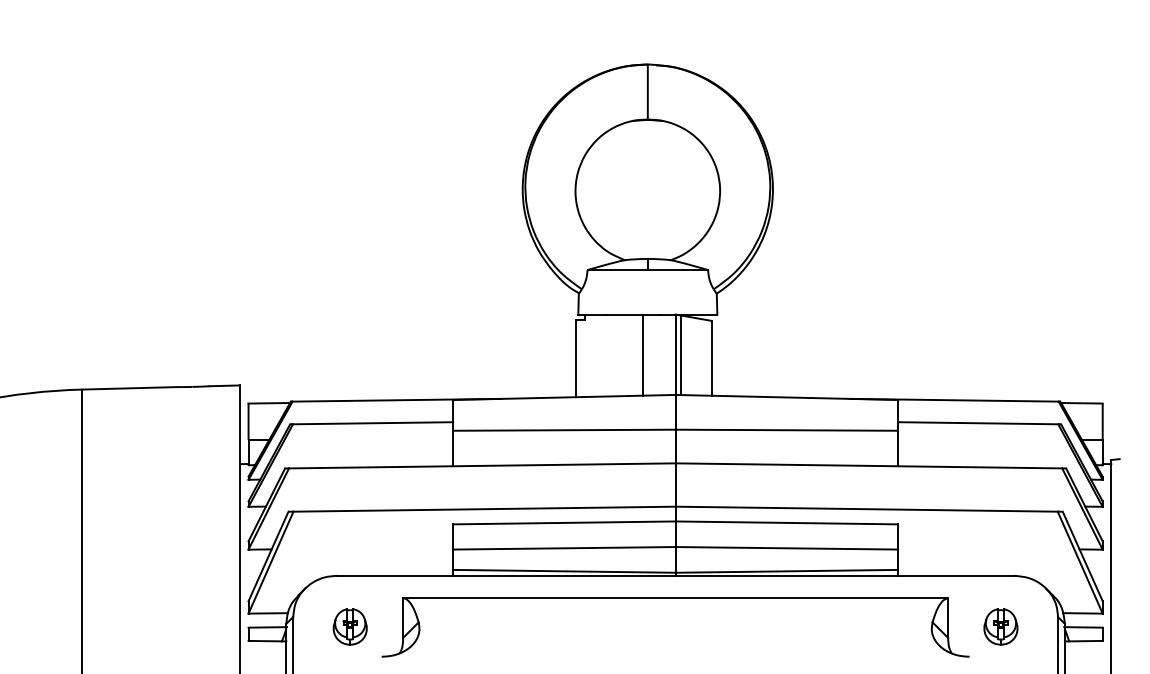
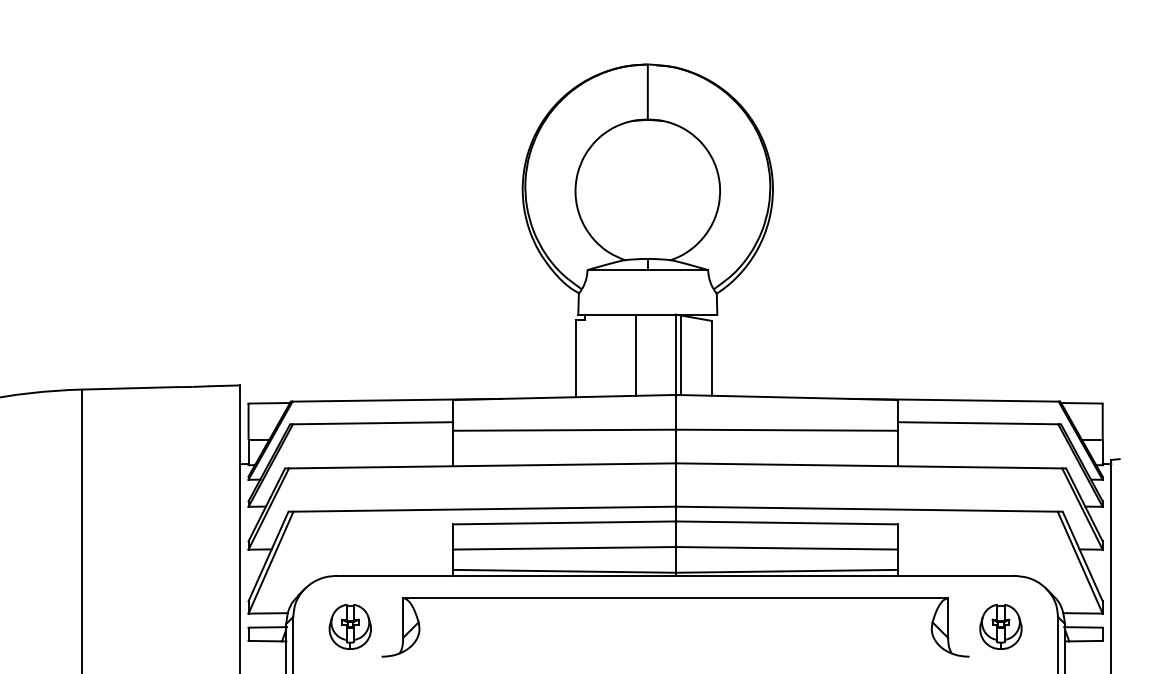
line position: (643, 354) -> (636, 354) (636, 354)
part size: 36x38 px -> 44x46 px (349, 626)
part size: 36x38 px -> 44x46 px (1000, 626)
